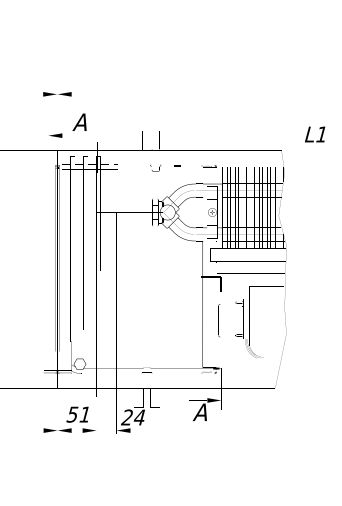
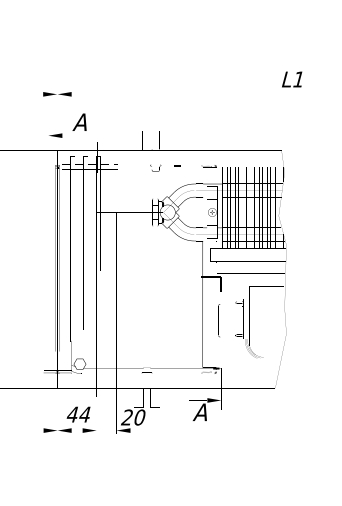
text position: (315, 134) -> (292, 79) (292, 79)
text: 51 -> 44 (78, 414)
text: 24 -> 20 (139, 417)
